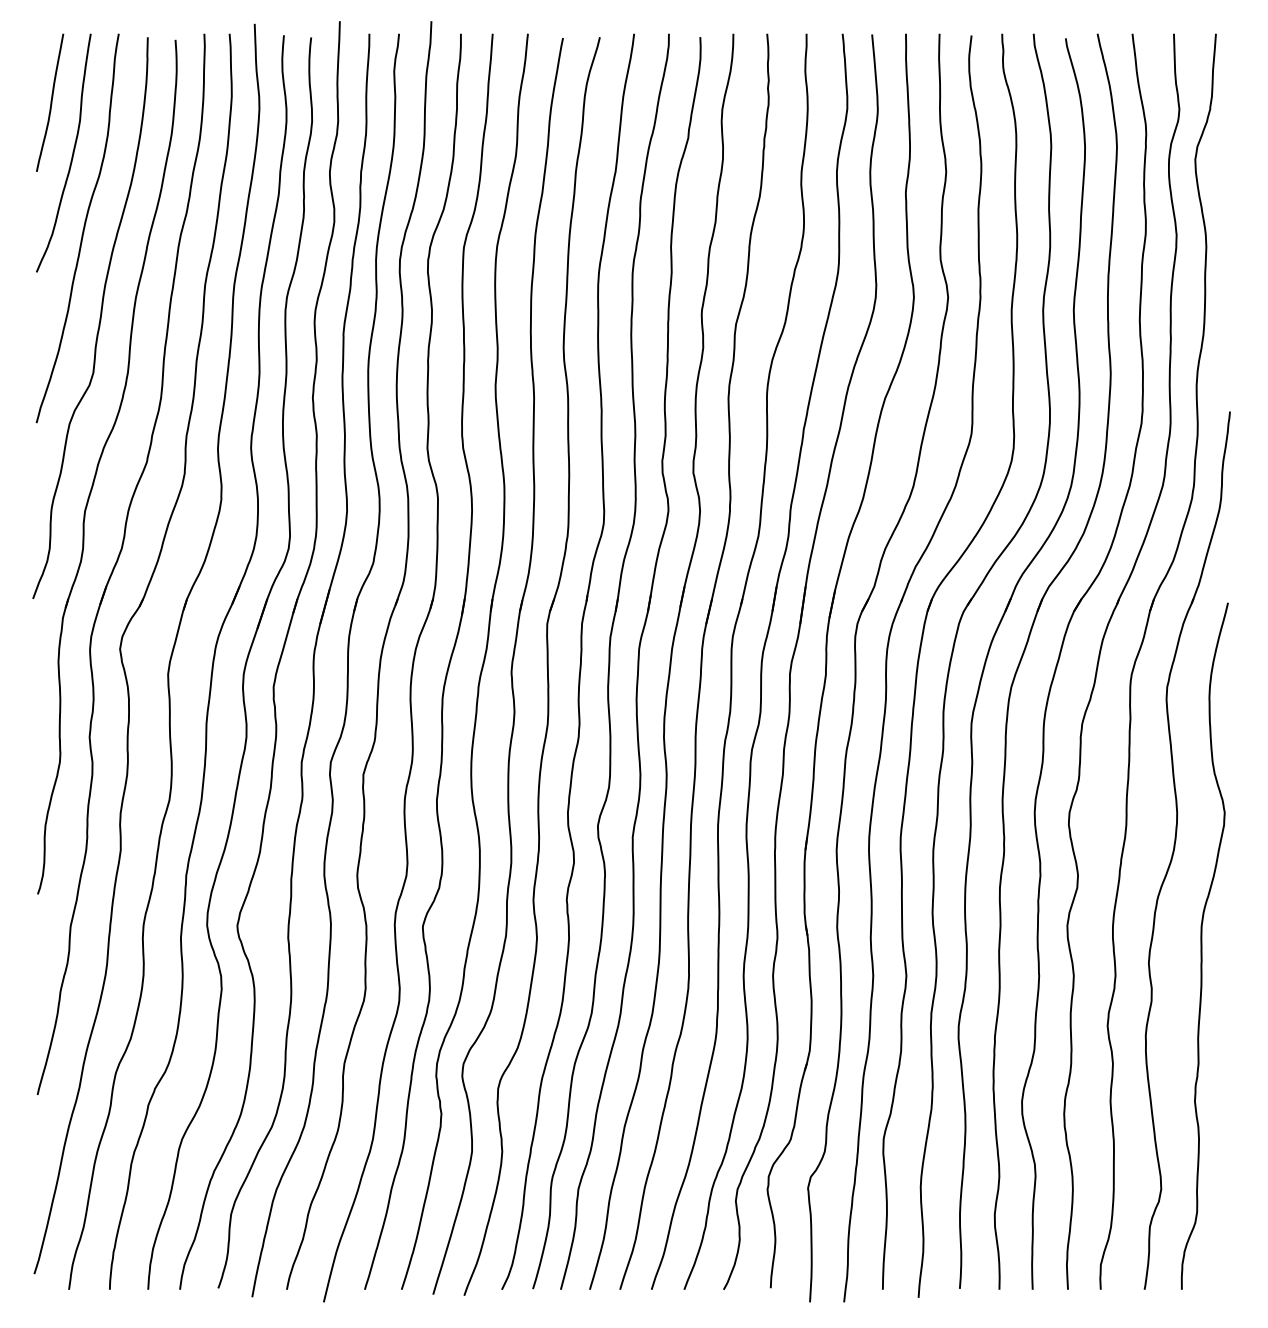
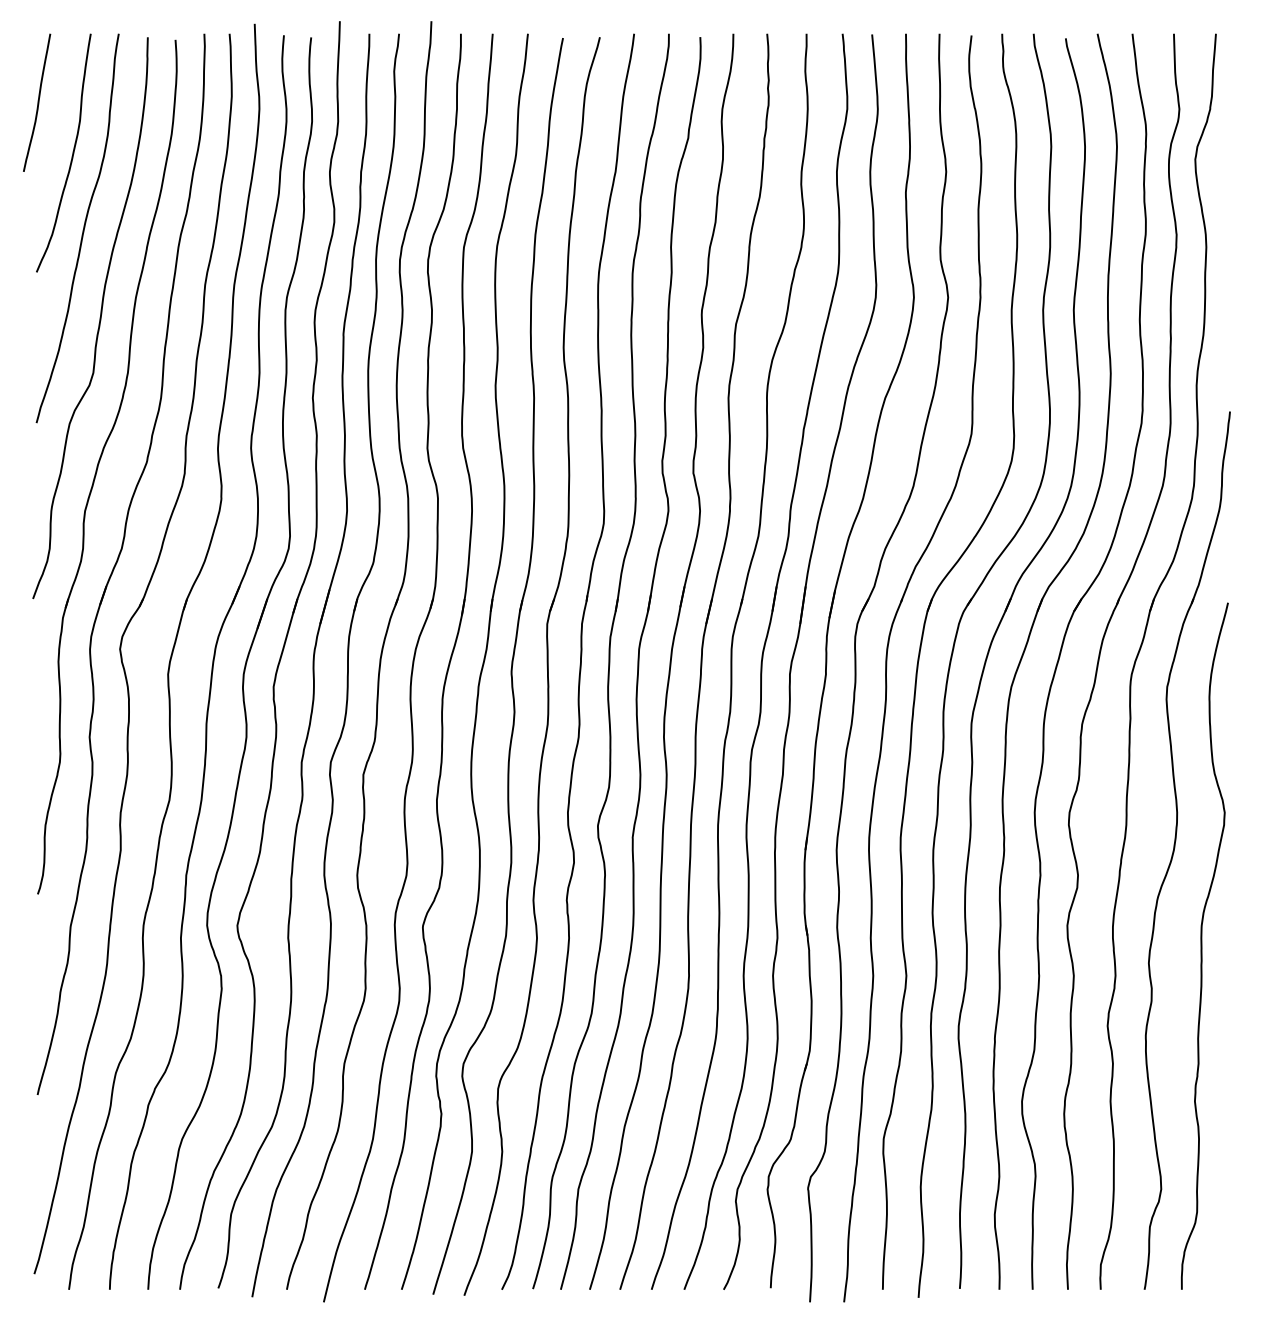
curve position: (50, 102) -> (37, 102) (37, 102)
